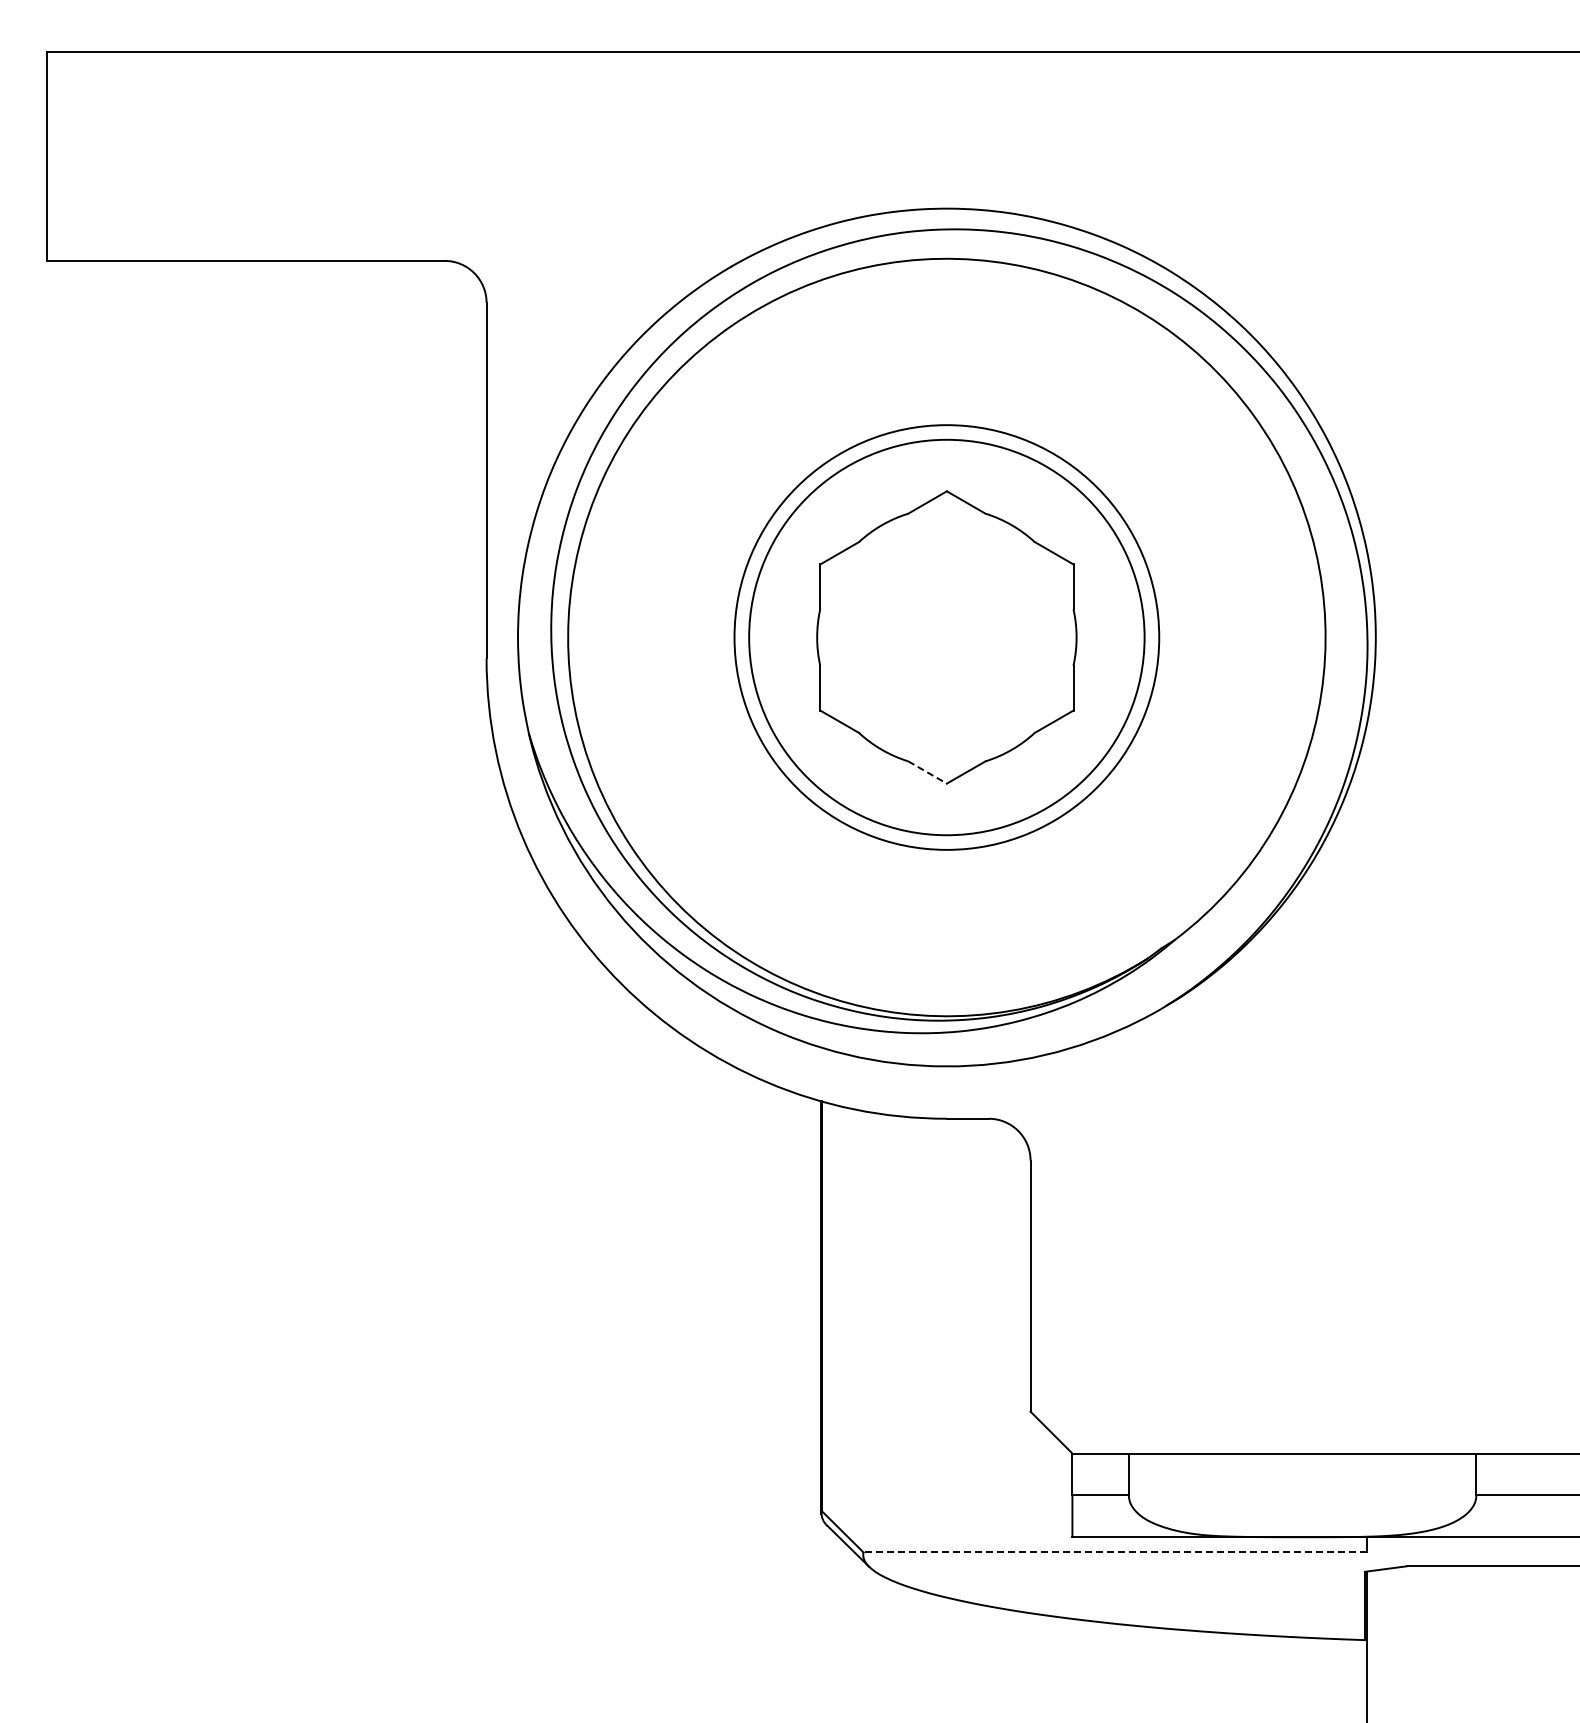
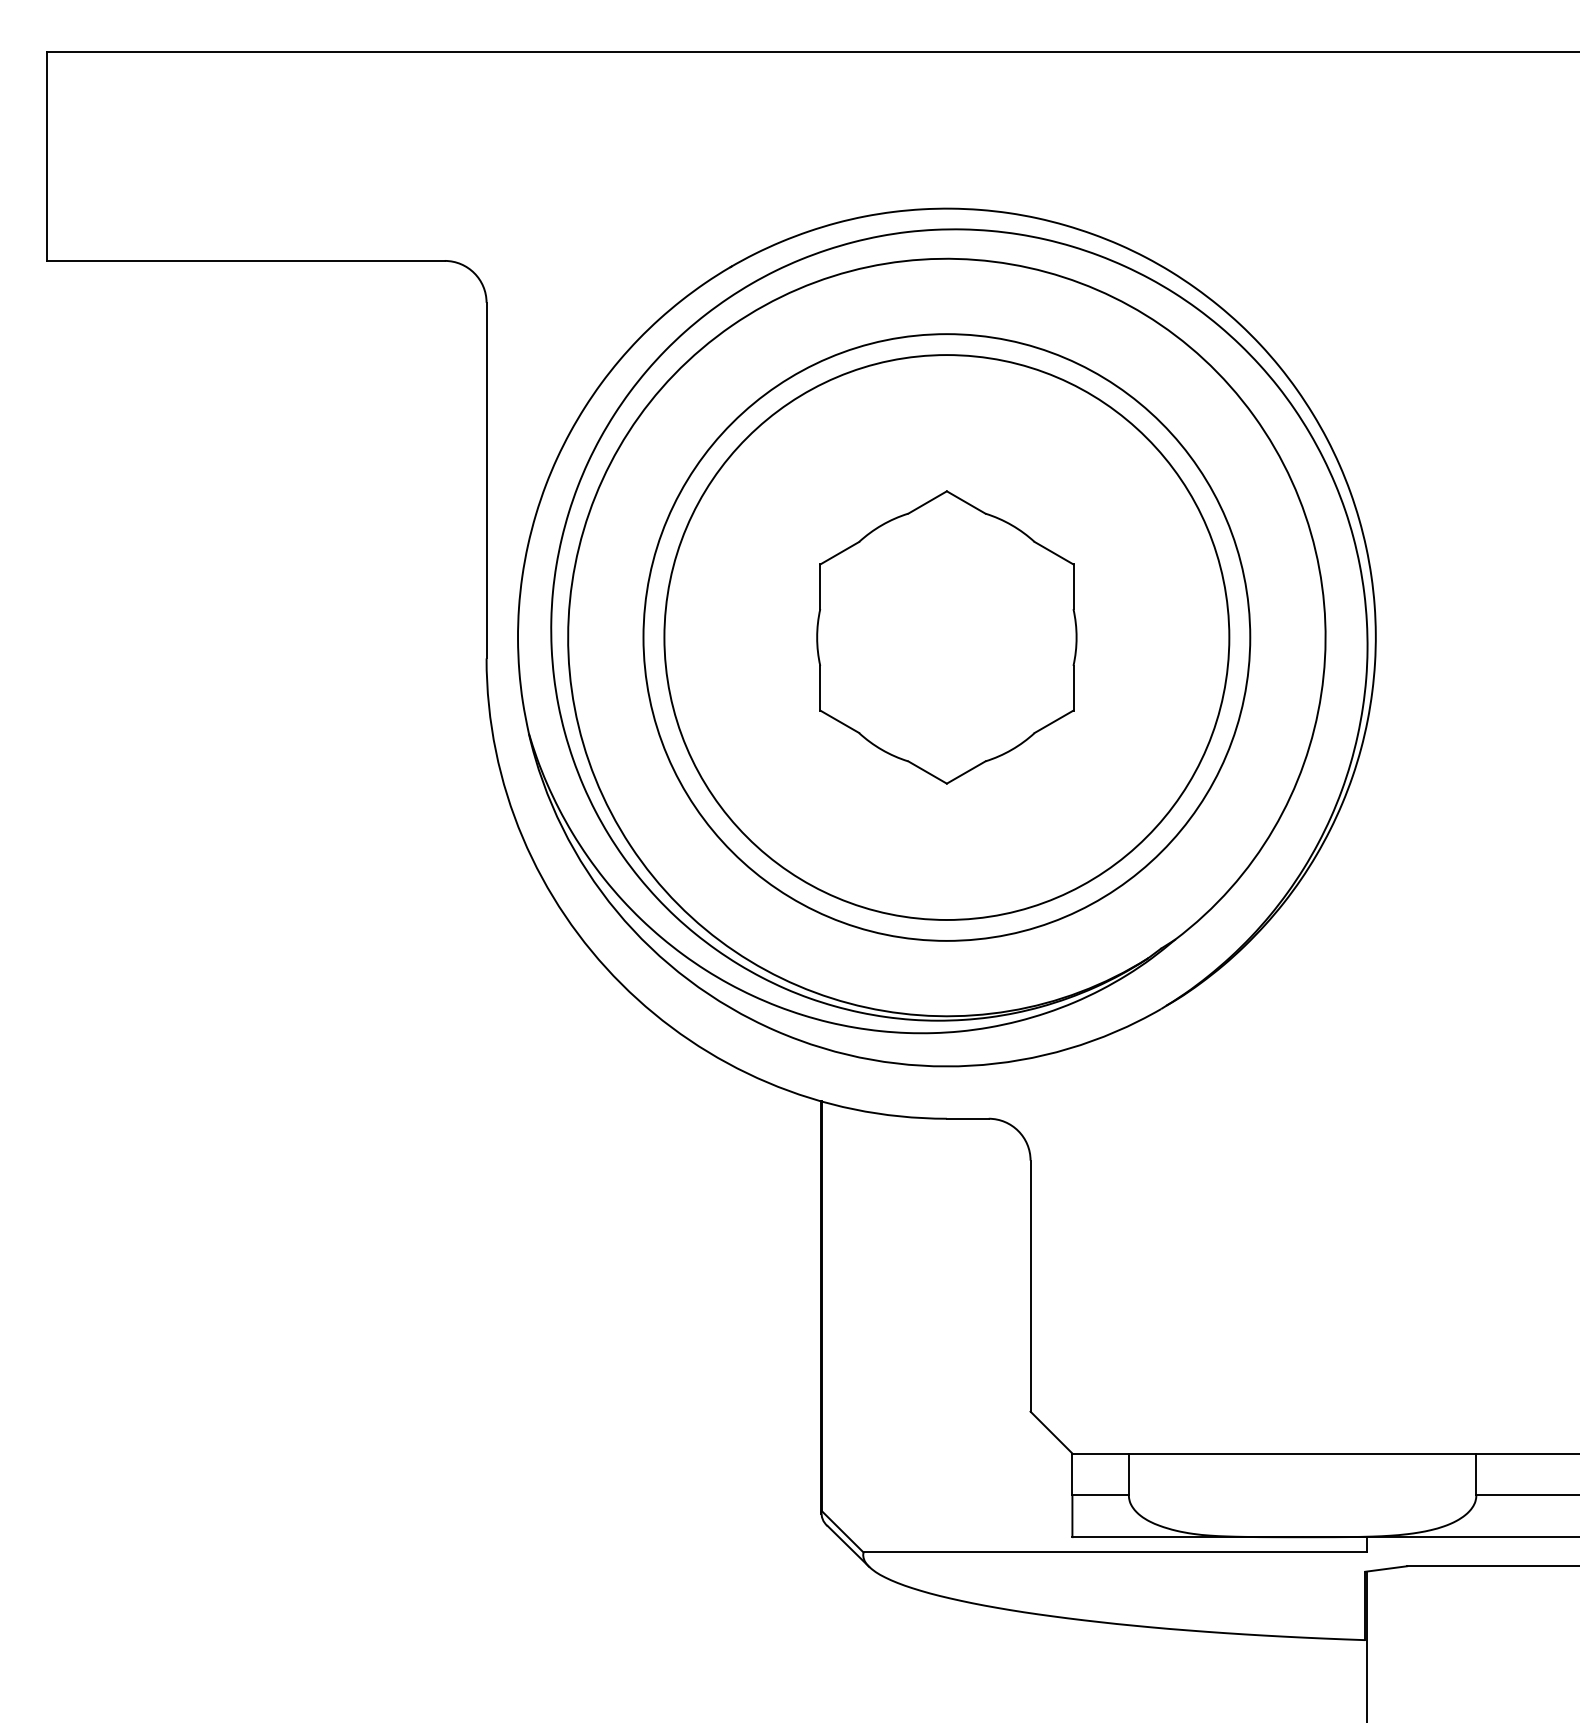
circle diameter: 395 px -> 565 px (946, 637)
circle diameter: 425 px -> 607 px (946, 637)
line: dashed -> solid (927, 772)
line: dashed -> solid (1115, 1552)
